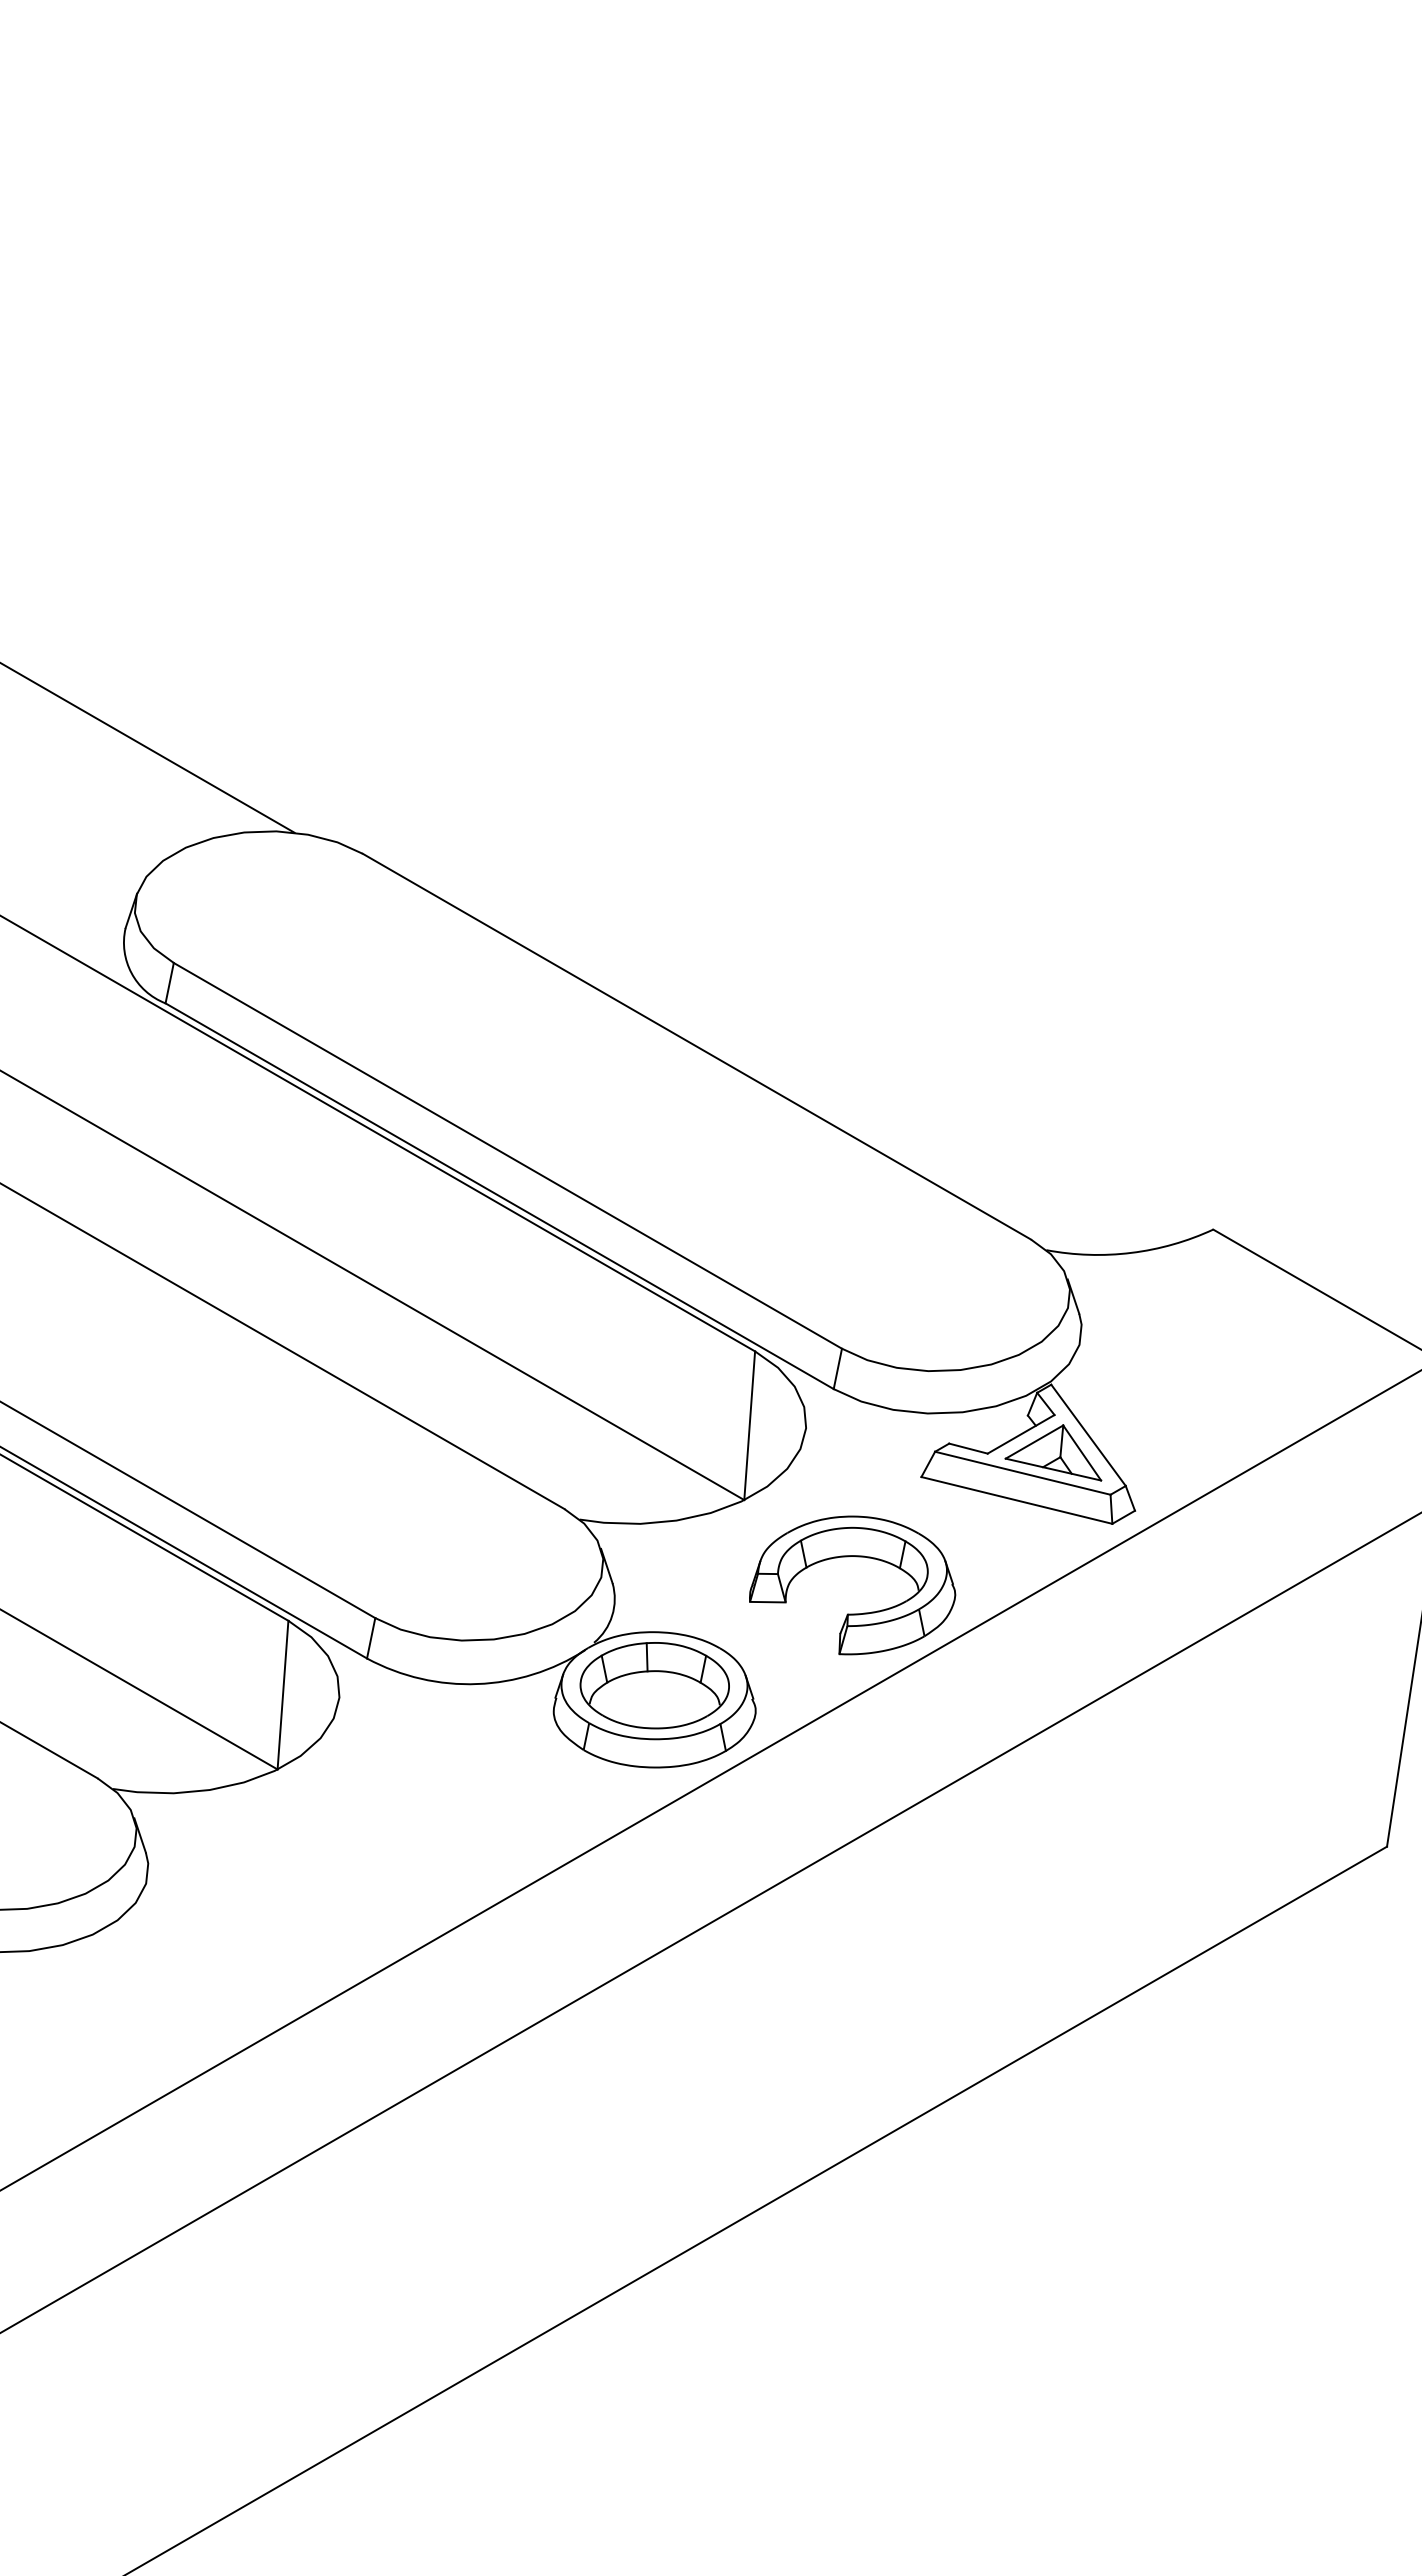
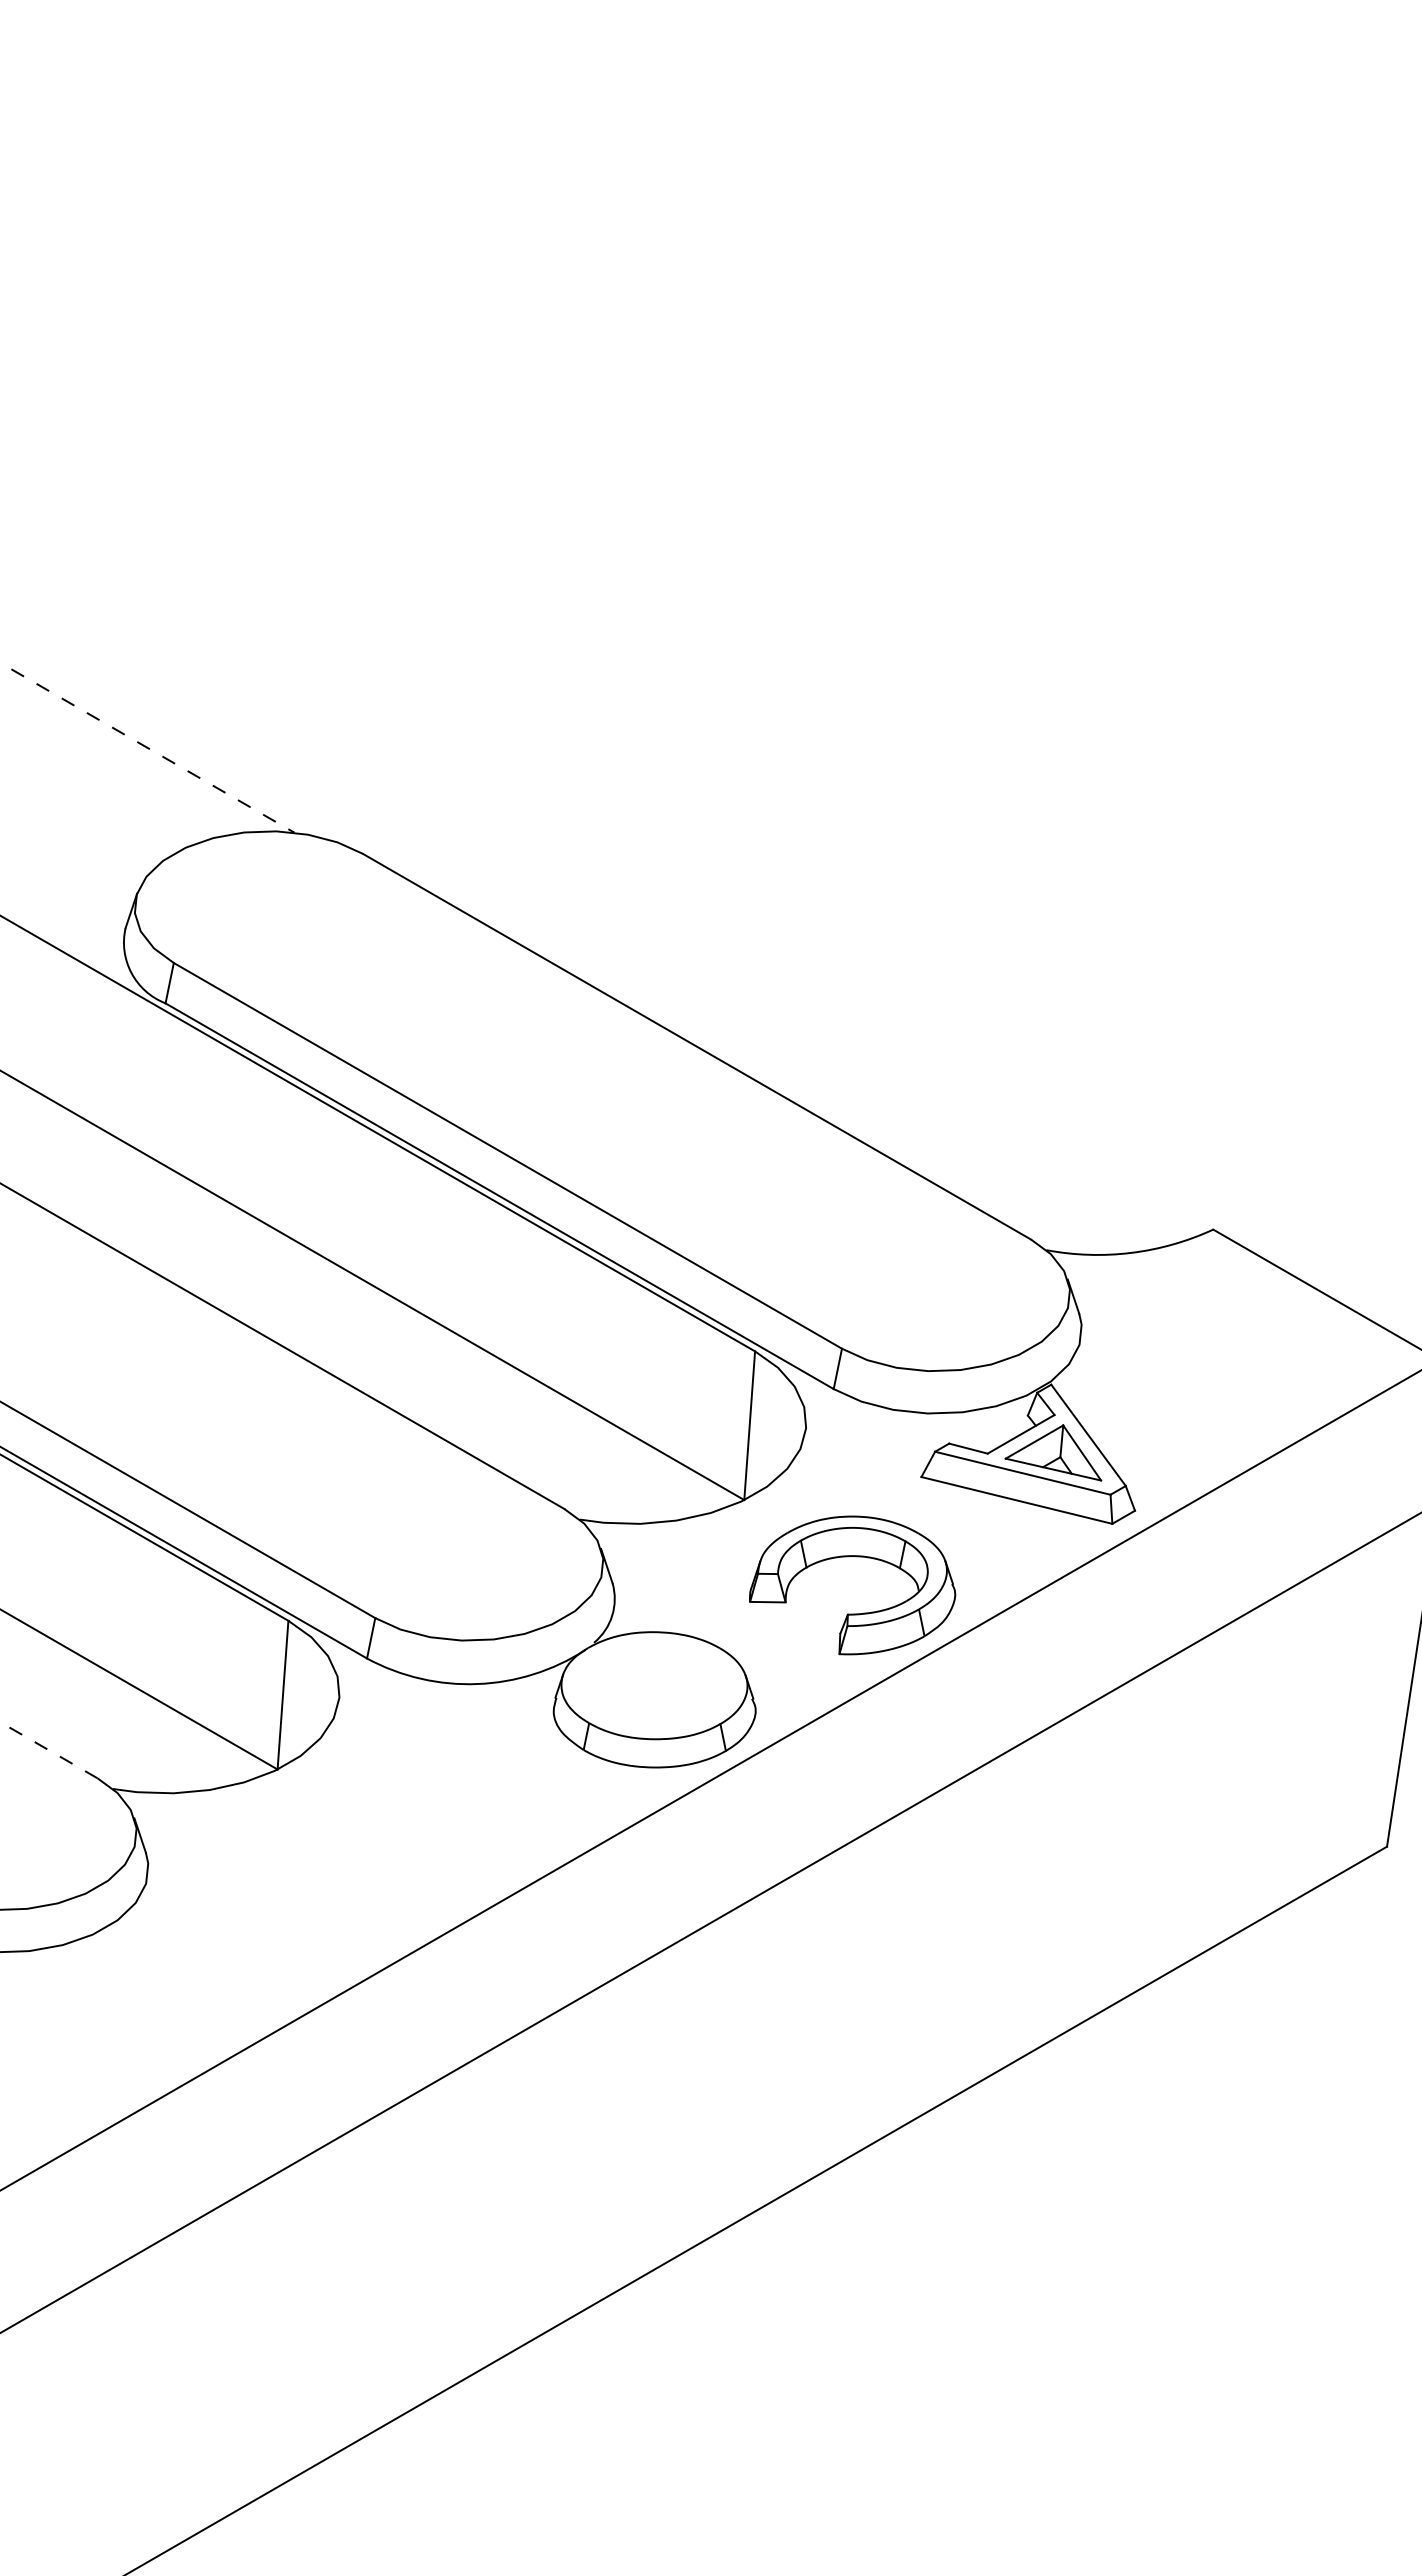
line: solid -> dashed (147, 747)
part: present -> none (654, 1685)
line: solid -> dashed (49, 1750)
